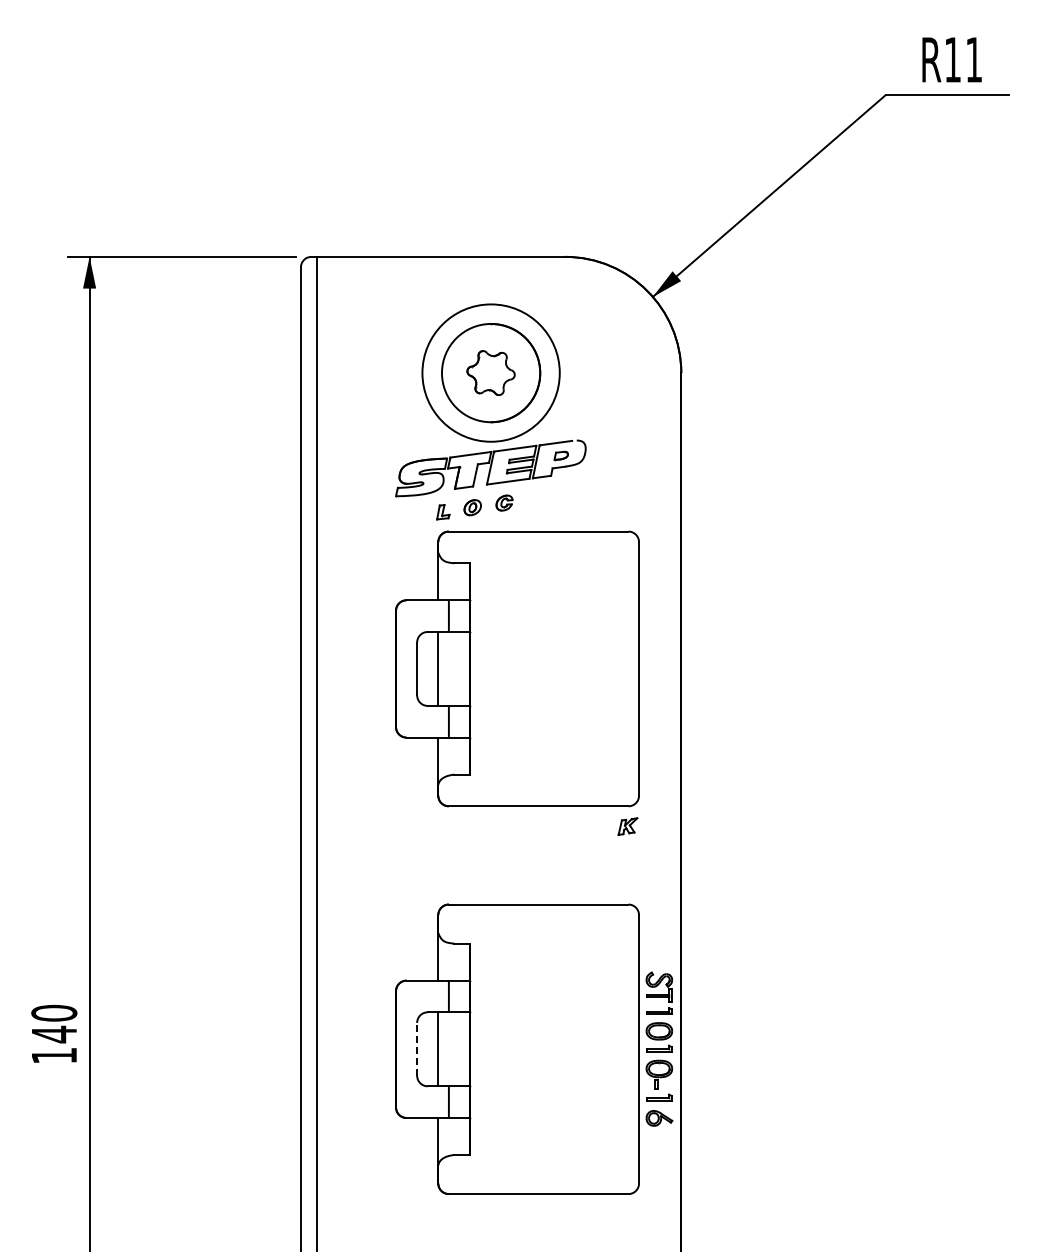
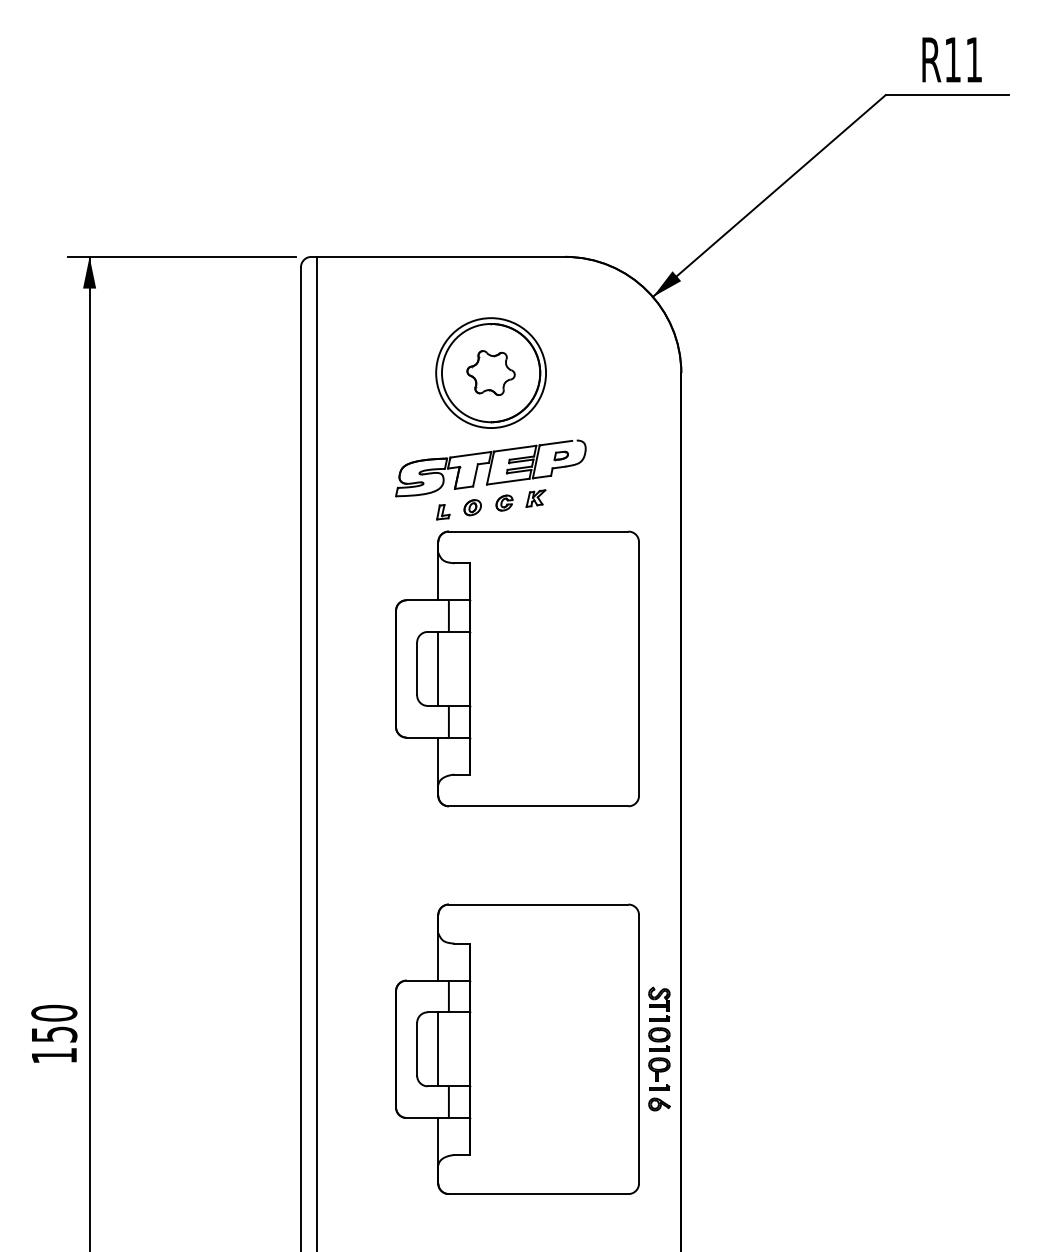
circle diameter: 137 px -> 110 px (491, 373)
part position: (627, 826) -> (535, 498) (535, 498)
text: 140 -> 150 (54, 1034)
line: dashed -> solid (417, 1048)
part size: 29x156 px -> 23x126 px (659, 1048)
